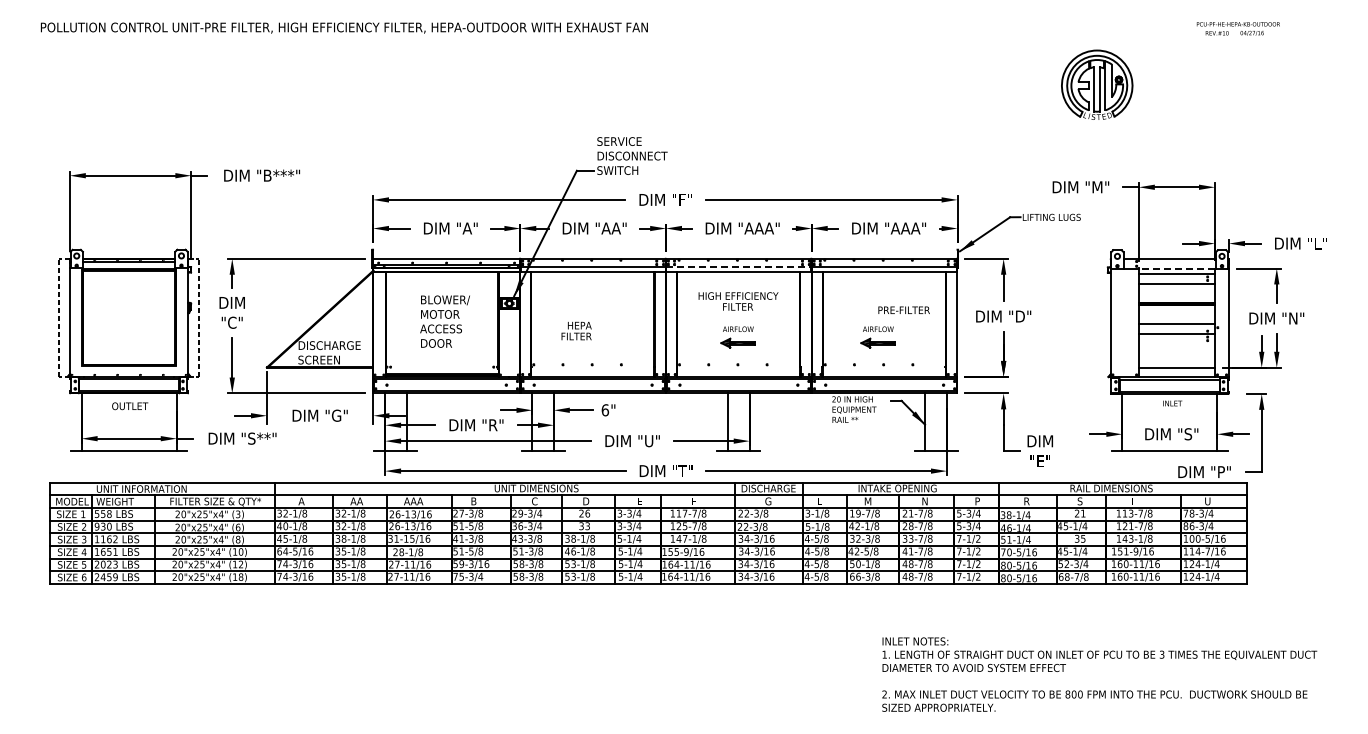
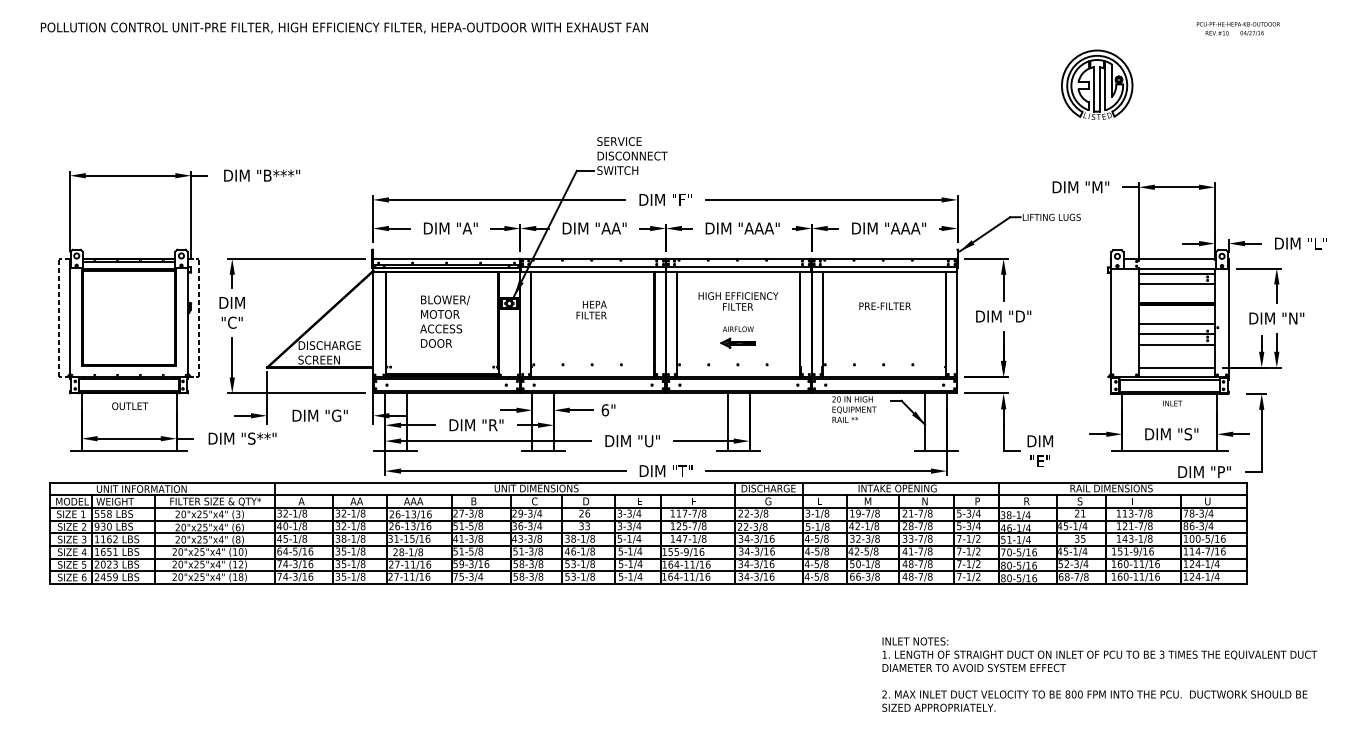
line: dashed -> solid (738, 267)
line: dashed -> solid (1176, 268)
text position: (903, 309) -> (884, 305) (884, 305)
text position: (576, 330) -> (591, 309) (591, 309)
part: present -> none (877, 337)
line: none -> present (1176, 344)
